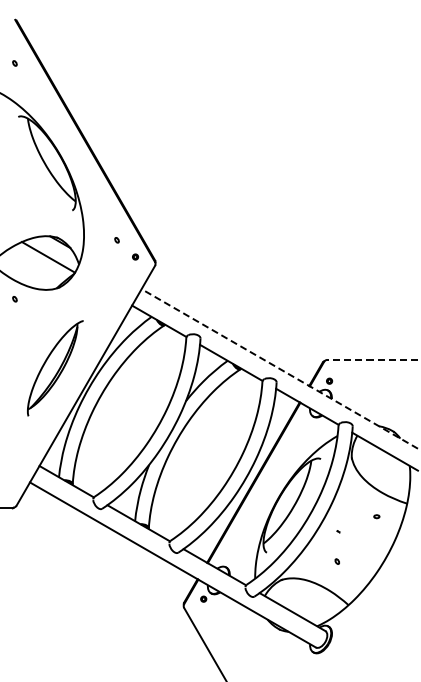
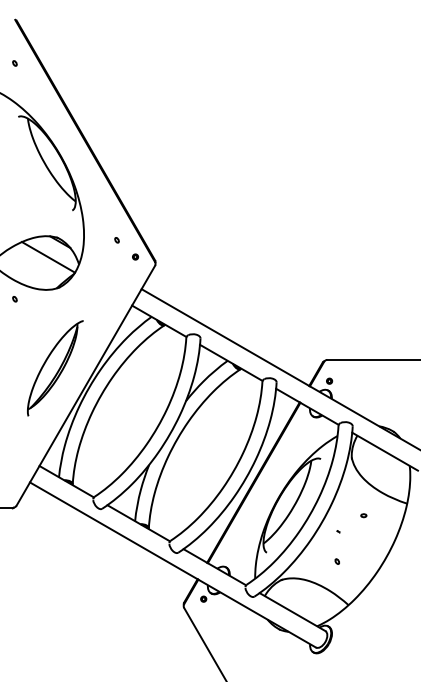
line: dashed -> solid (373, 359)
line: dashed -> solid (280, 369)
part position: (376, 516) -> (363, 515) (363, 515)
